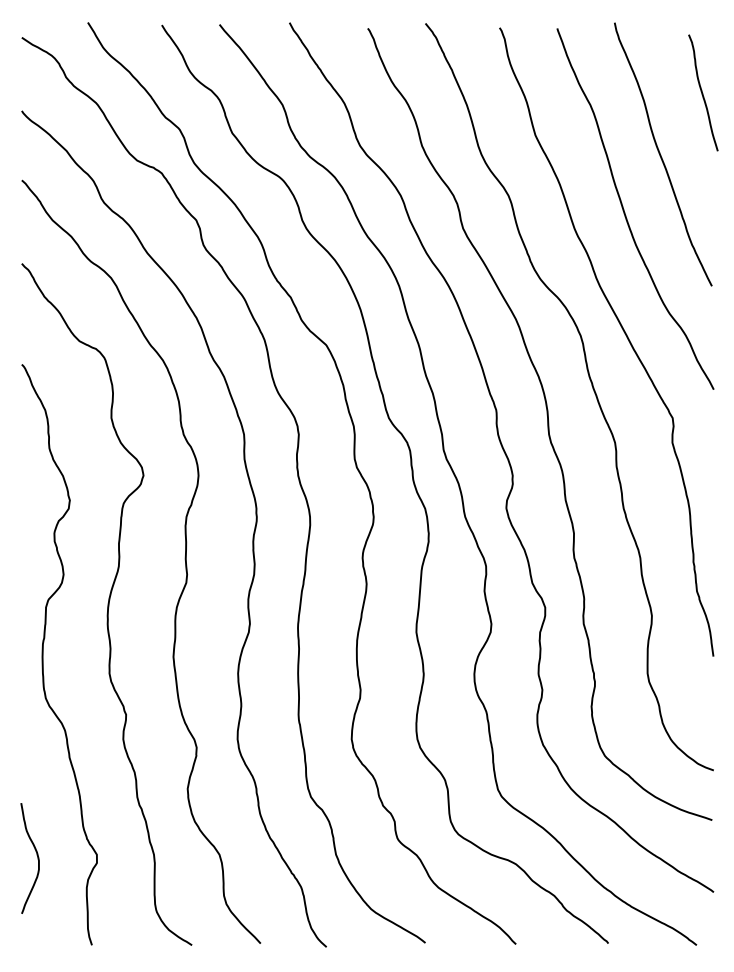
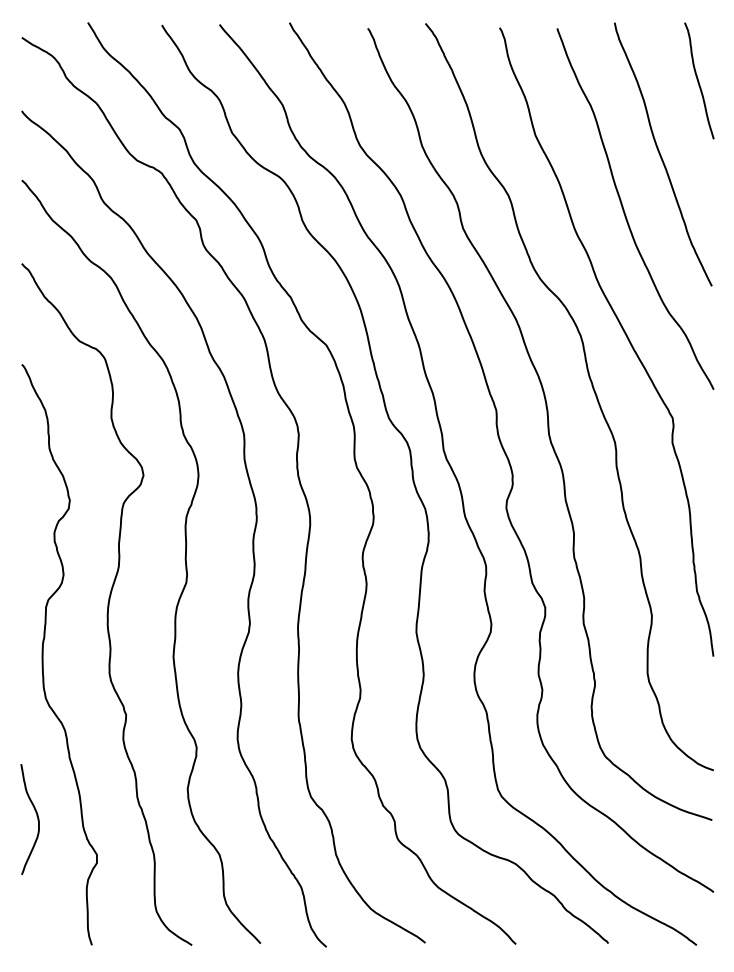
curve position: (702, 92) -> (698, 80) (698, 80)
curve position: (36, 855) -> (36, 816) (36, 816)
